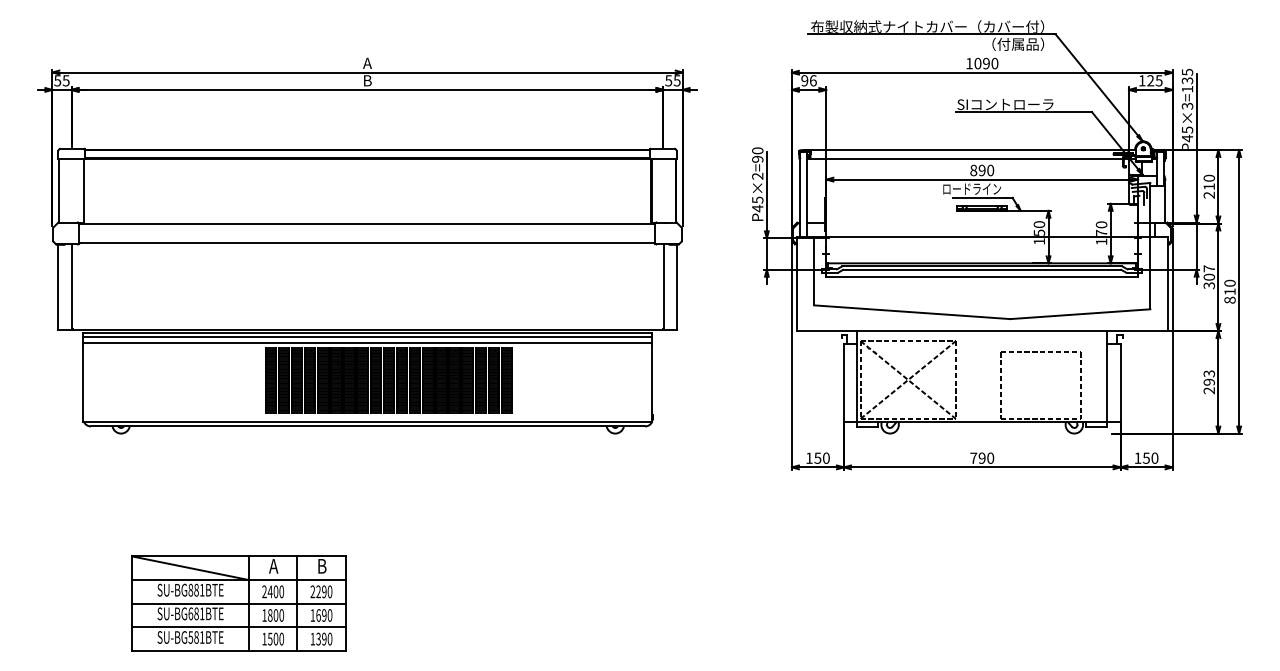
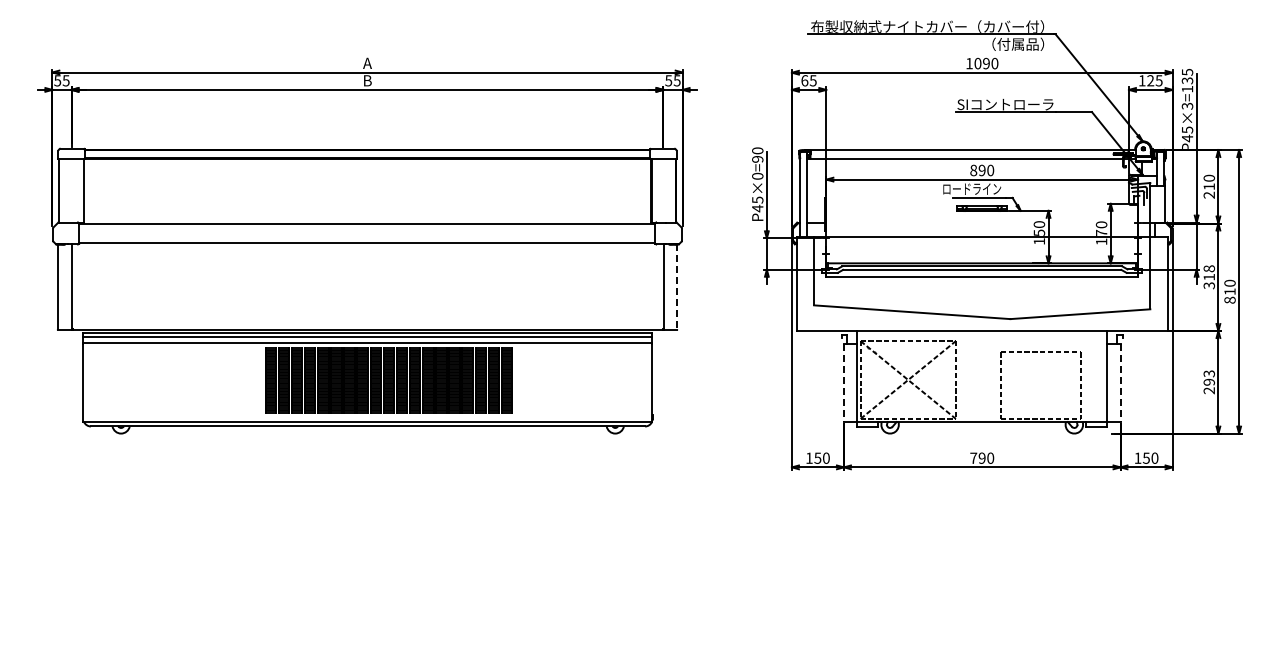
text: 96 -> 65 (808, 80)
text: P45×2=90 -> P45×0=90 (757, 175)
text: 307 -> 318 (1209, 272)
line: solid -> dashed (677, 286)
line: solid -> dashed (843, 383)
line: solid -> dashed (1120, 383)
part: present -> none (238, 603)
